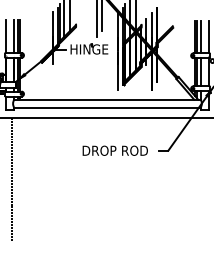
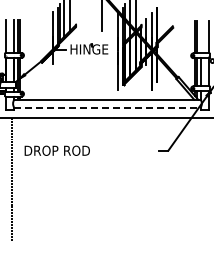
line: present -> none (96, 19)
line: present -> none (200, 37)
line: solid -> dashed (107, 107)
text position: (114, 150) -> (56, 150) (56, 150)
